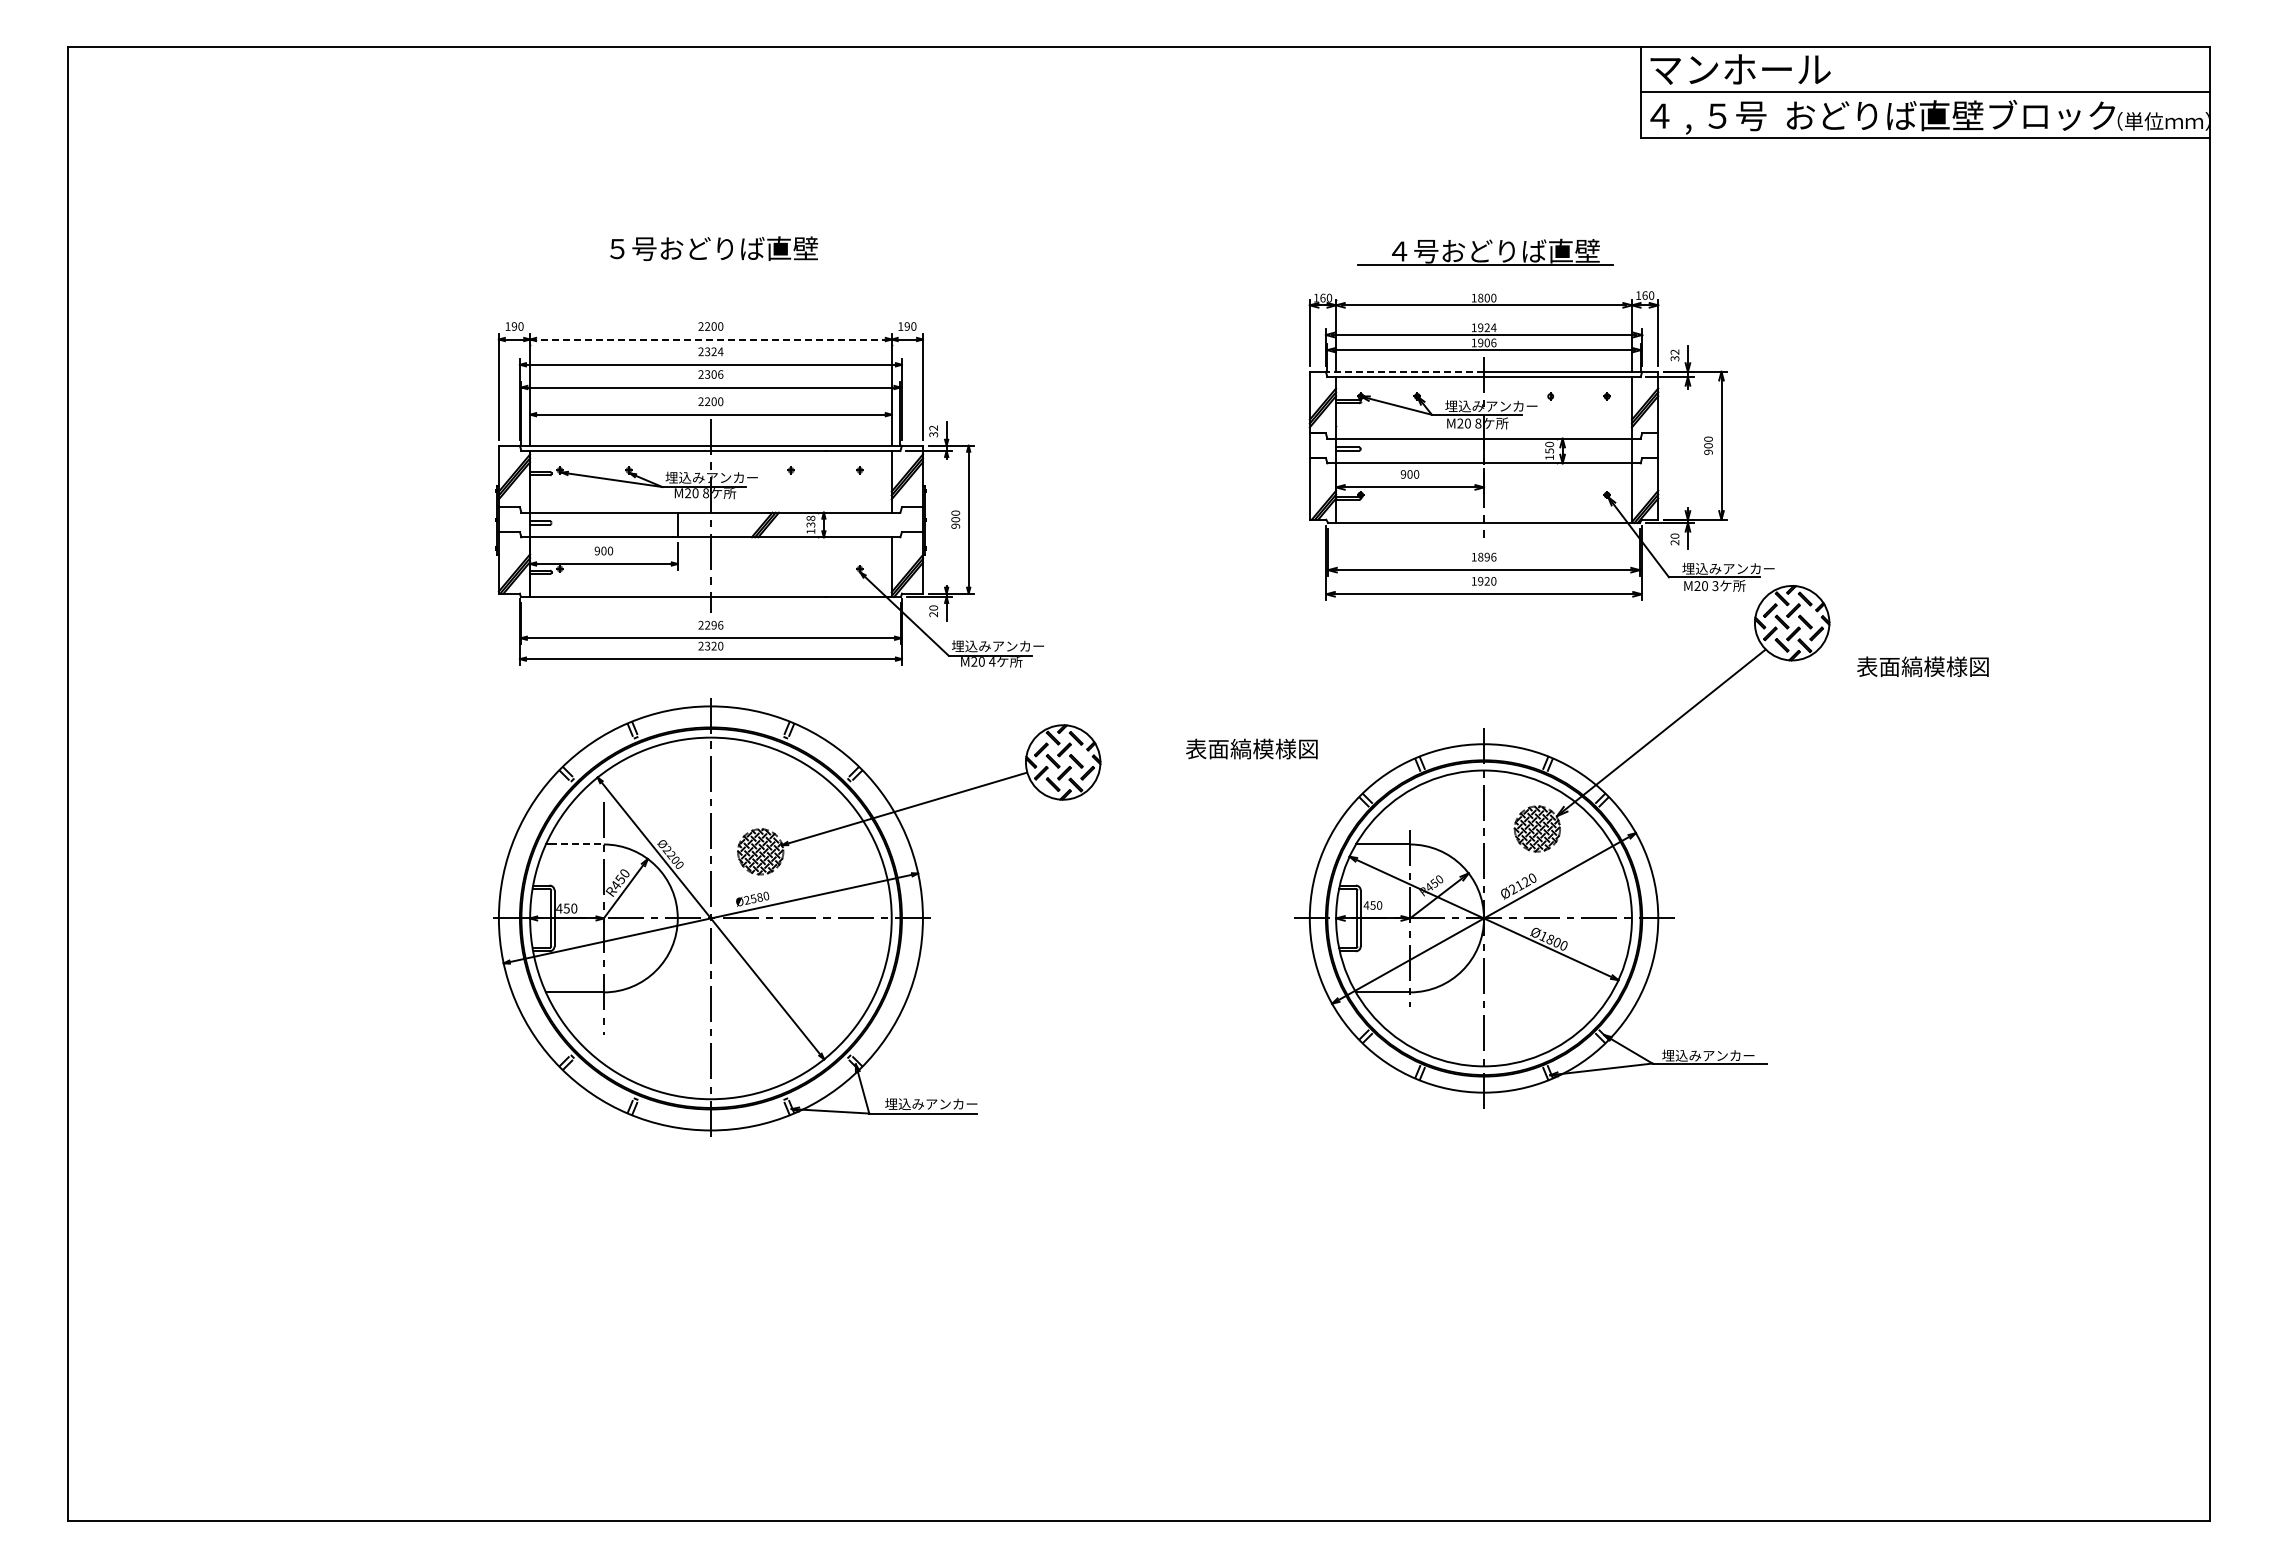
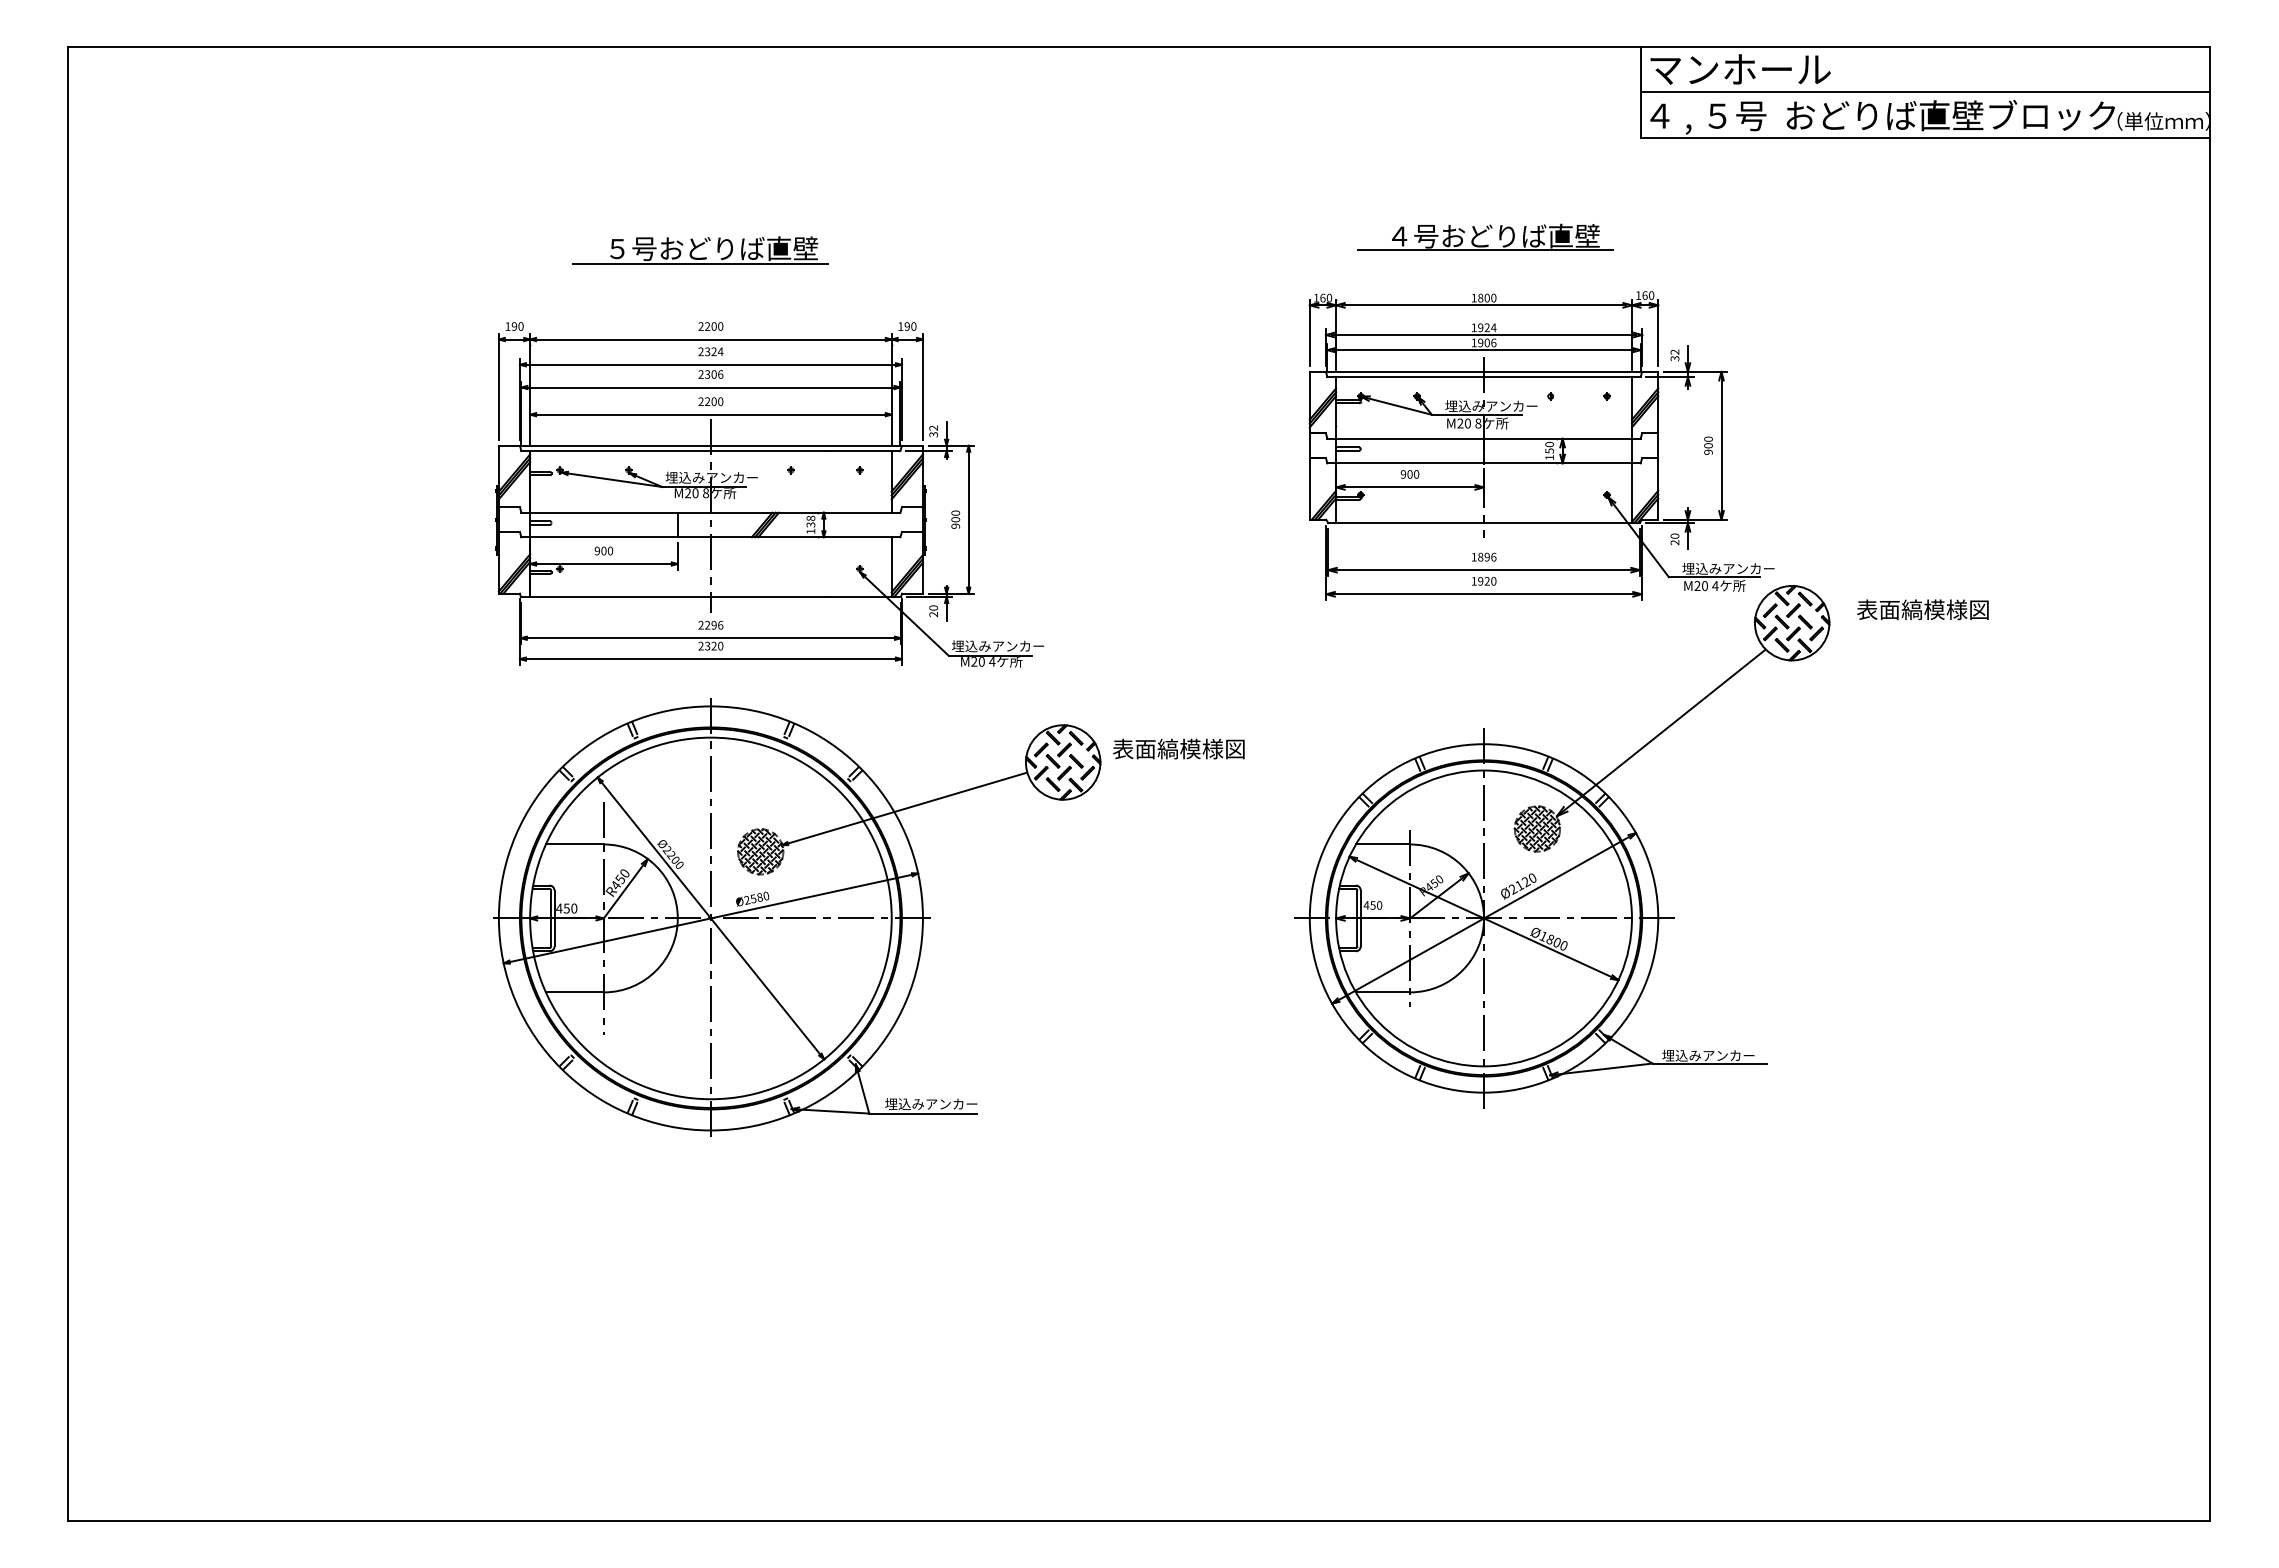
part position: (1485, 251) -> (1485, 236) (1485, 236)
line: none -> present (699, 263)
line: dashed -> solid (710, 339)
line: dashed -> solid (1404, 371)
text: 3 -> 4 (1715, 586)
text position: (1922, 666) -> (1922, 609) (1922, 609)
text position: (1251, 748) -> (1178, 748) (1178, 748)
line: dashed -> solid (577, 844)
